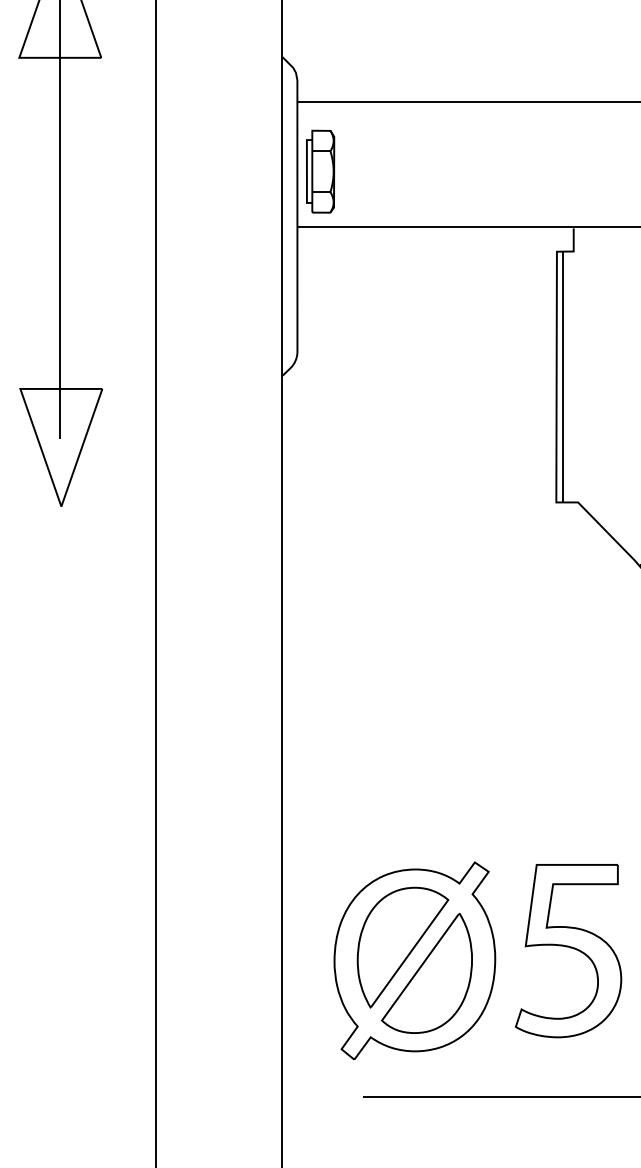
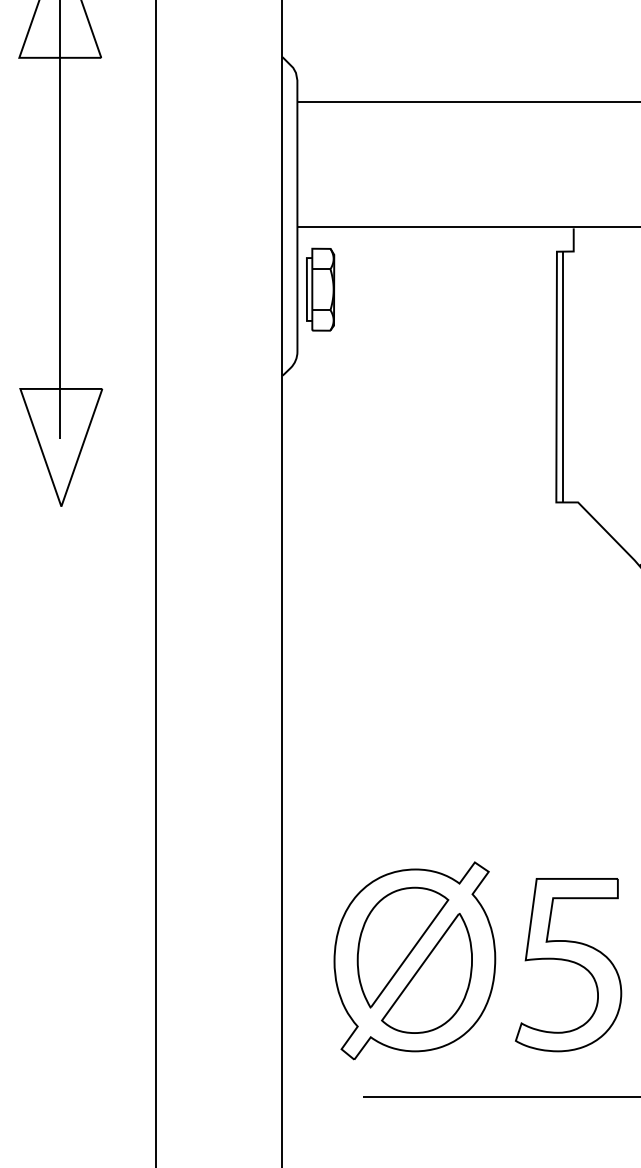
part position: (320, 171) -> (320, 289) (320, 289)
part position: (568, 951) -> (568, 965) (568, 965)
